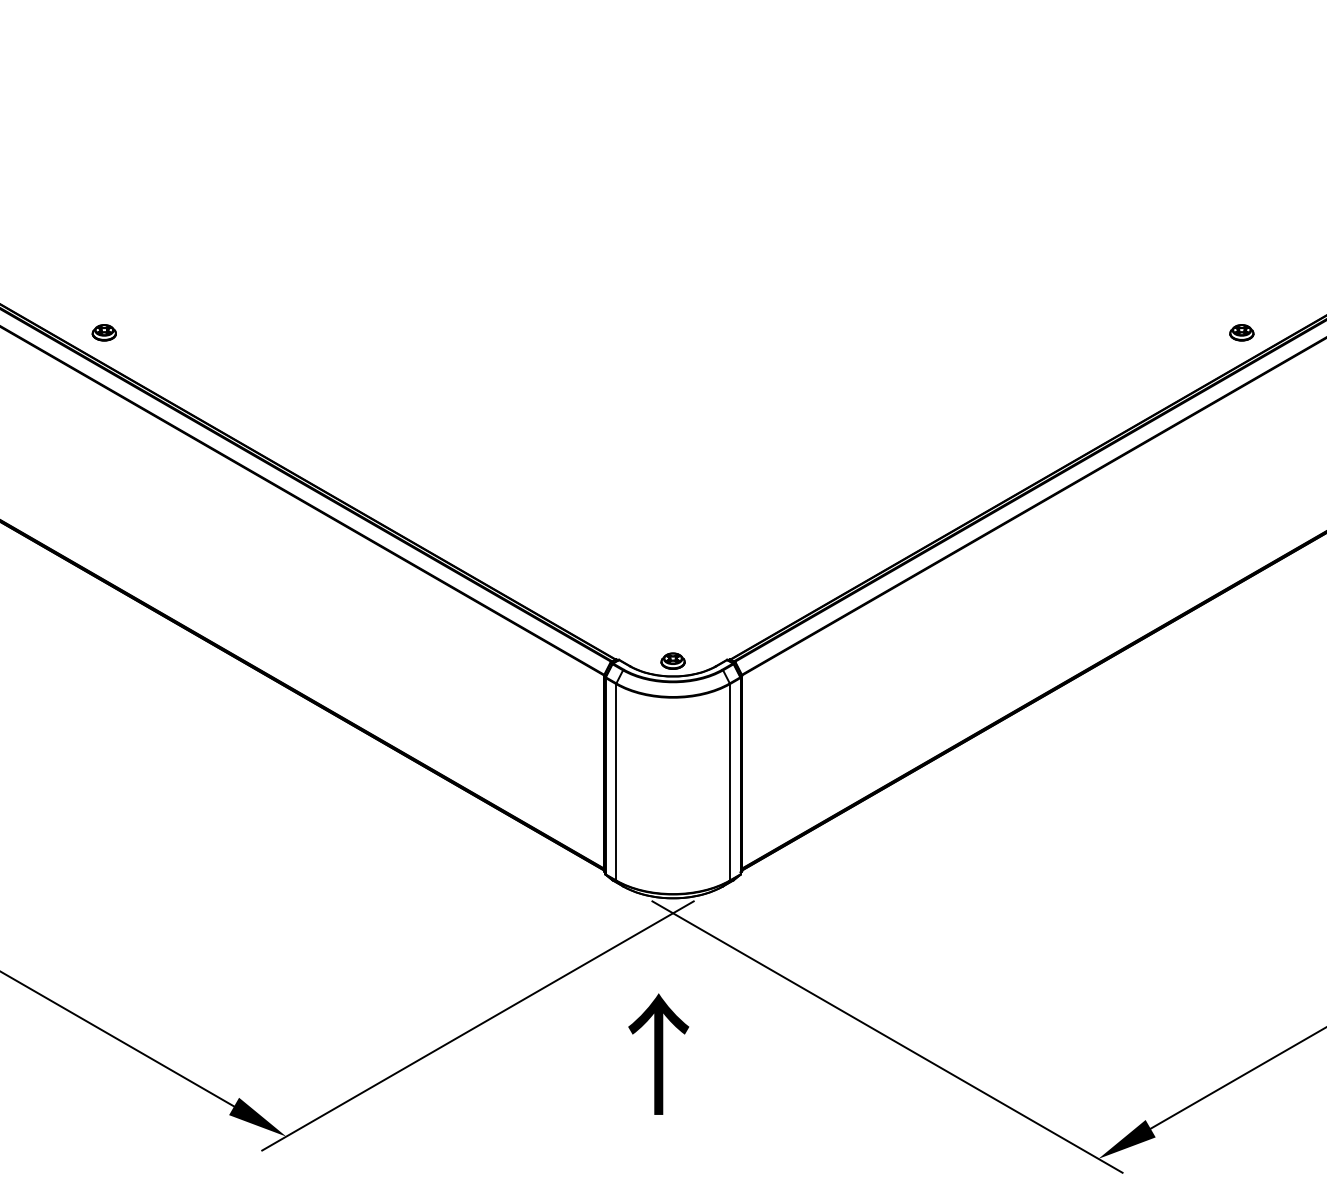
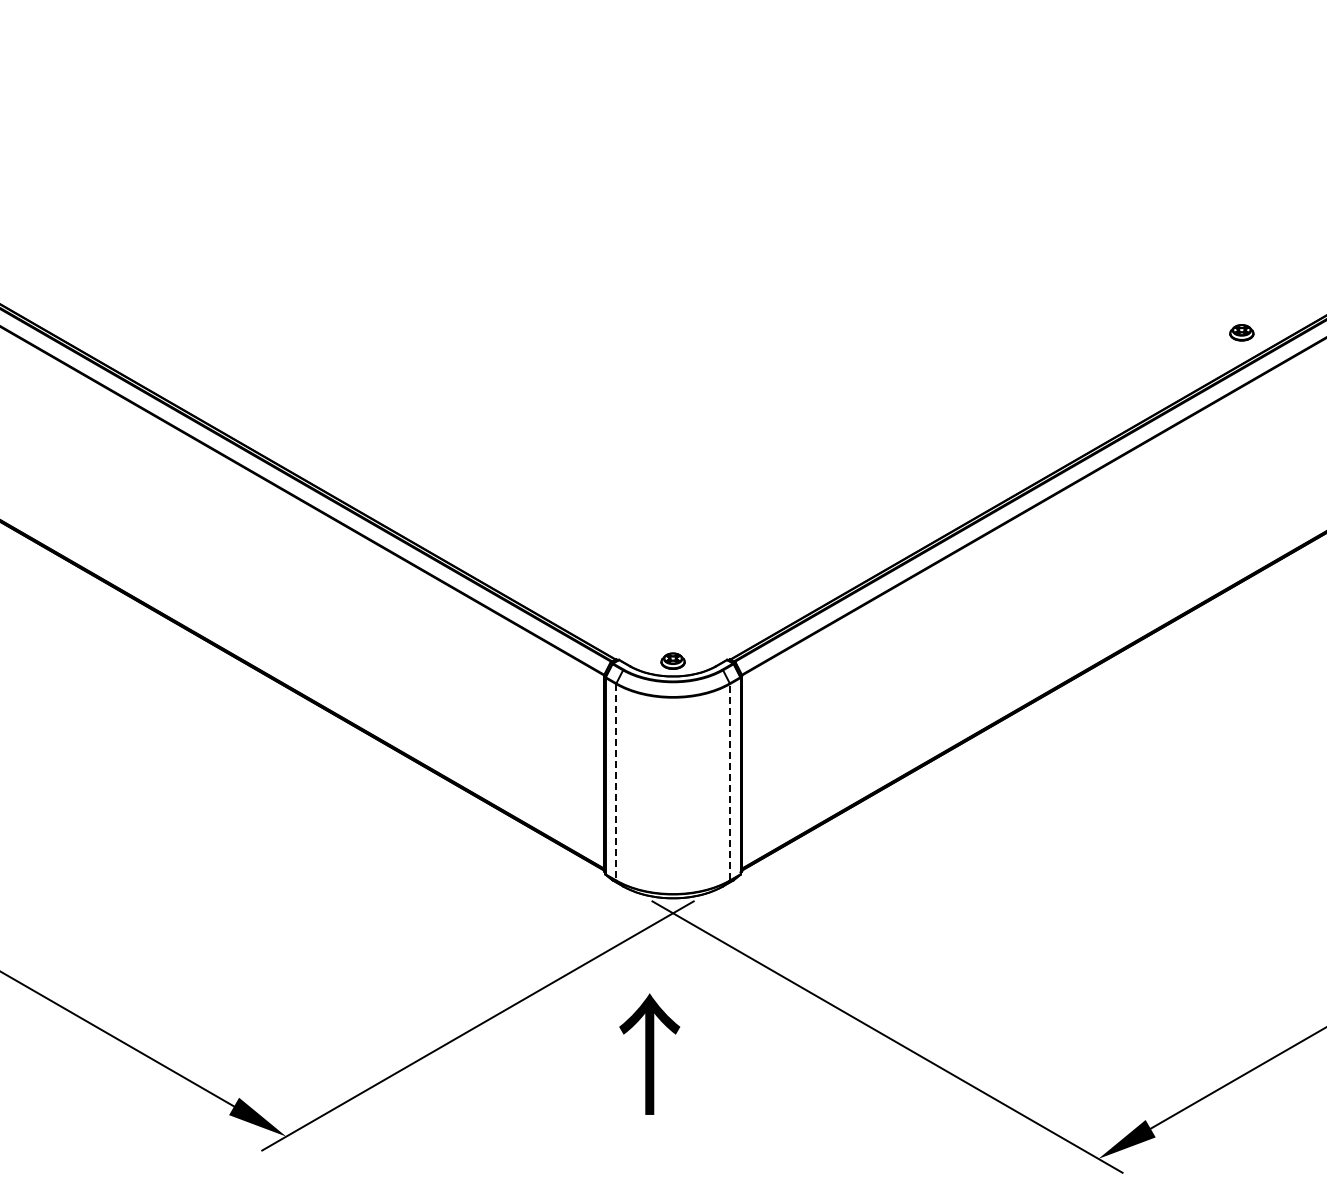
part: present -> none (103, 332)
line: solid -> dashed (729, 781)
line: solid -> dashed (616, 782)
text position: (658, 1053) -> (649, 1053) (649, 1053)
